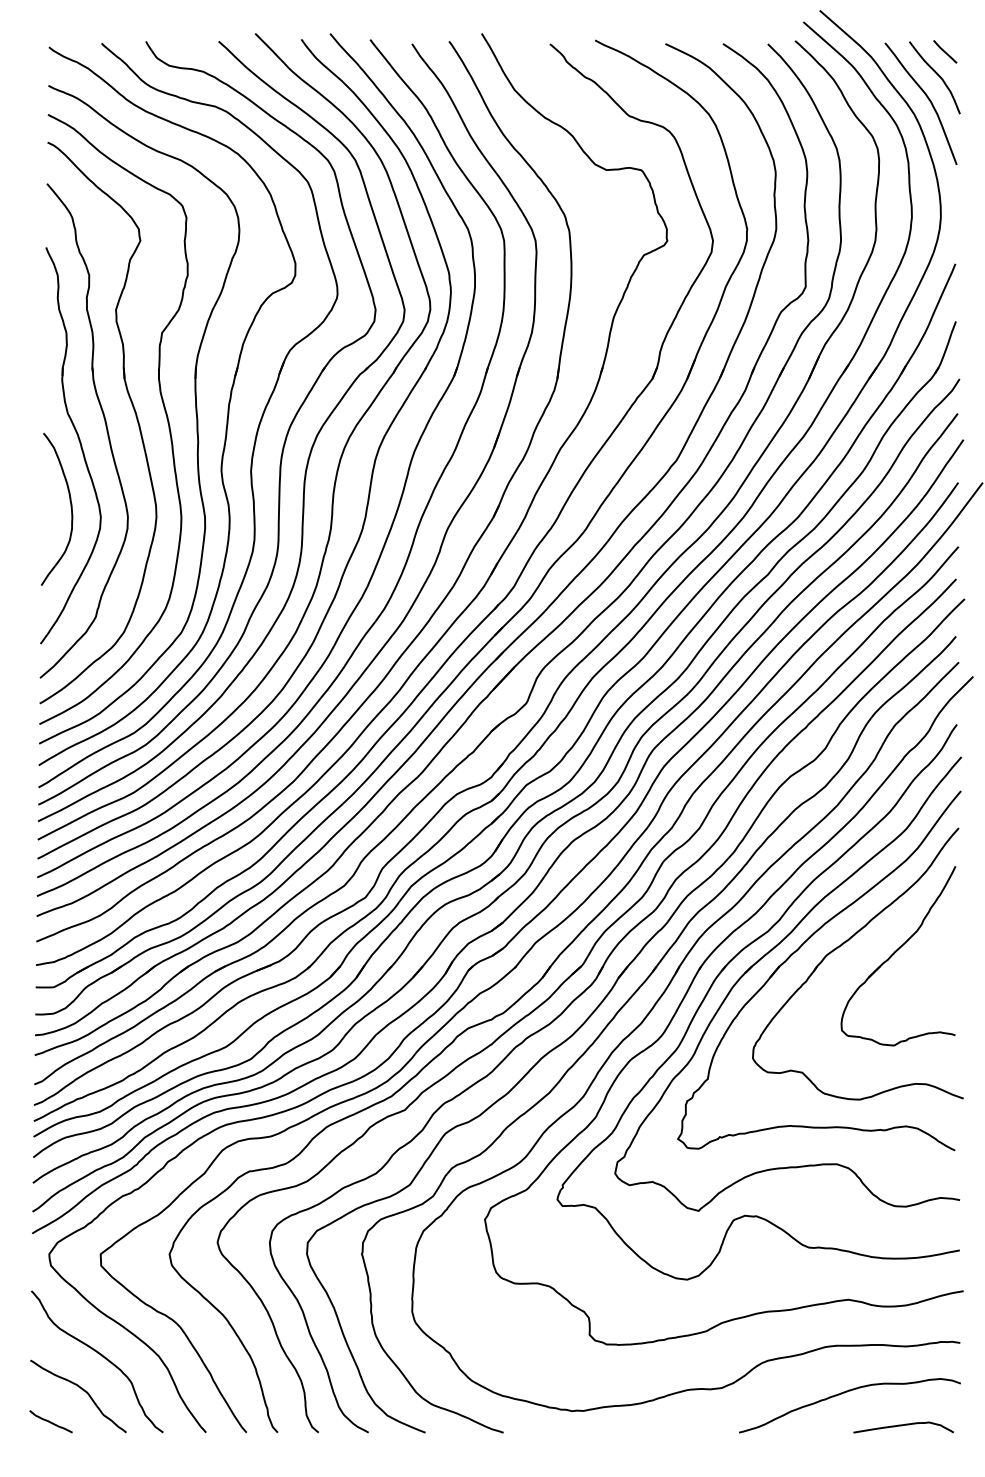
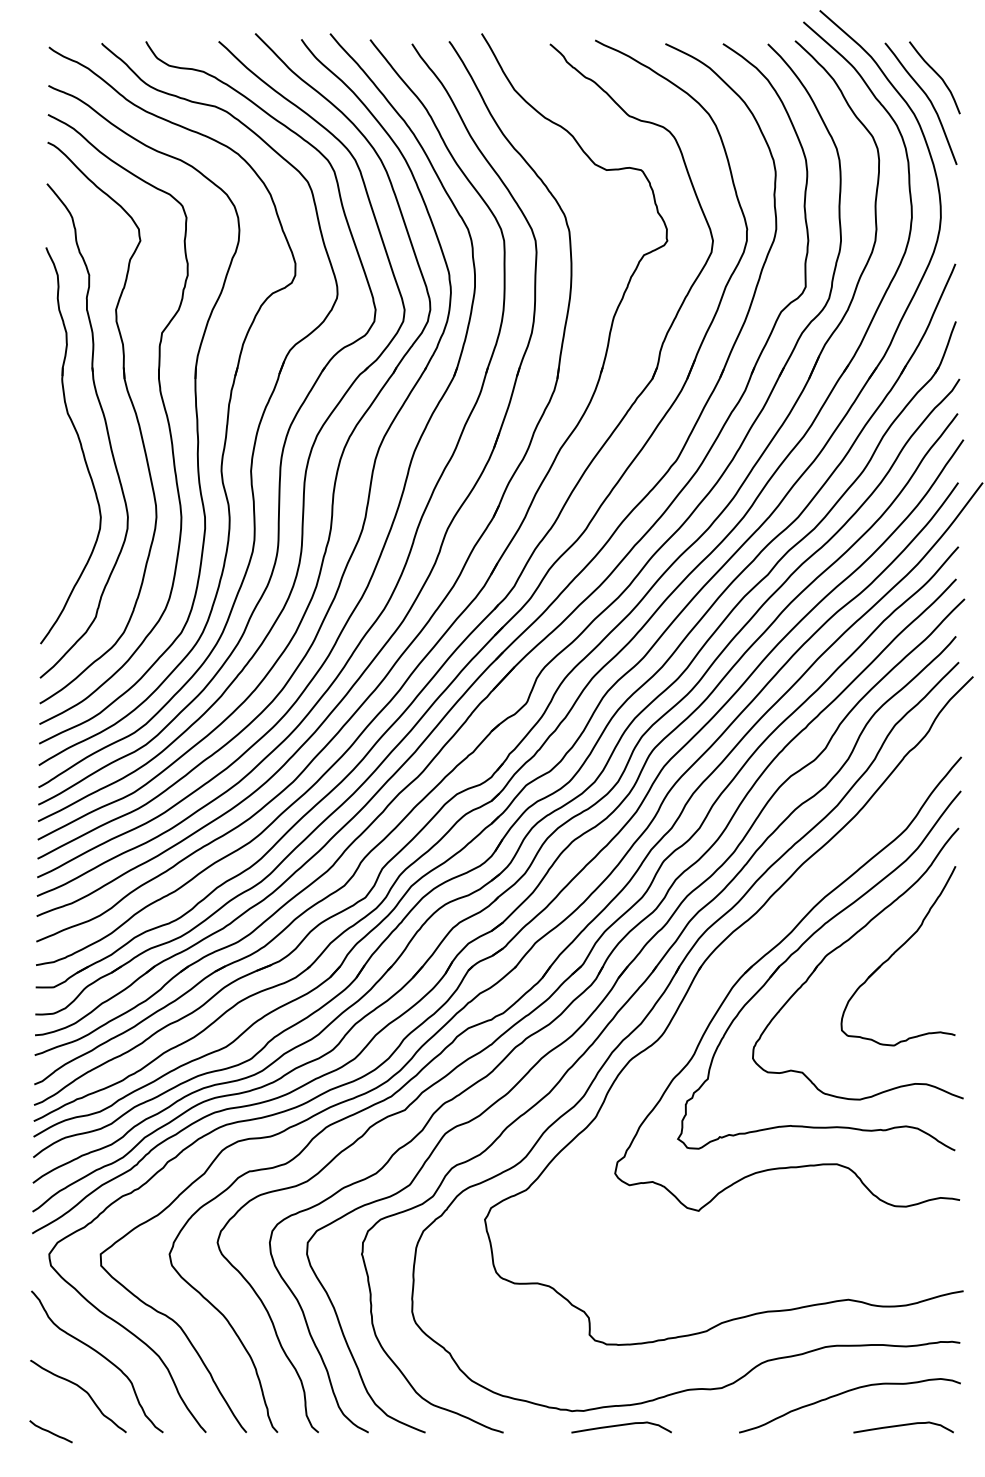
line: present -> none (945, 51)
curve: present -> none (70, 508)
part: present -> none (720, 974)
curve position: (50, 1421) -> (50, 1431) (50, 1431)
curve: none -> present (620, 1426)
